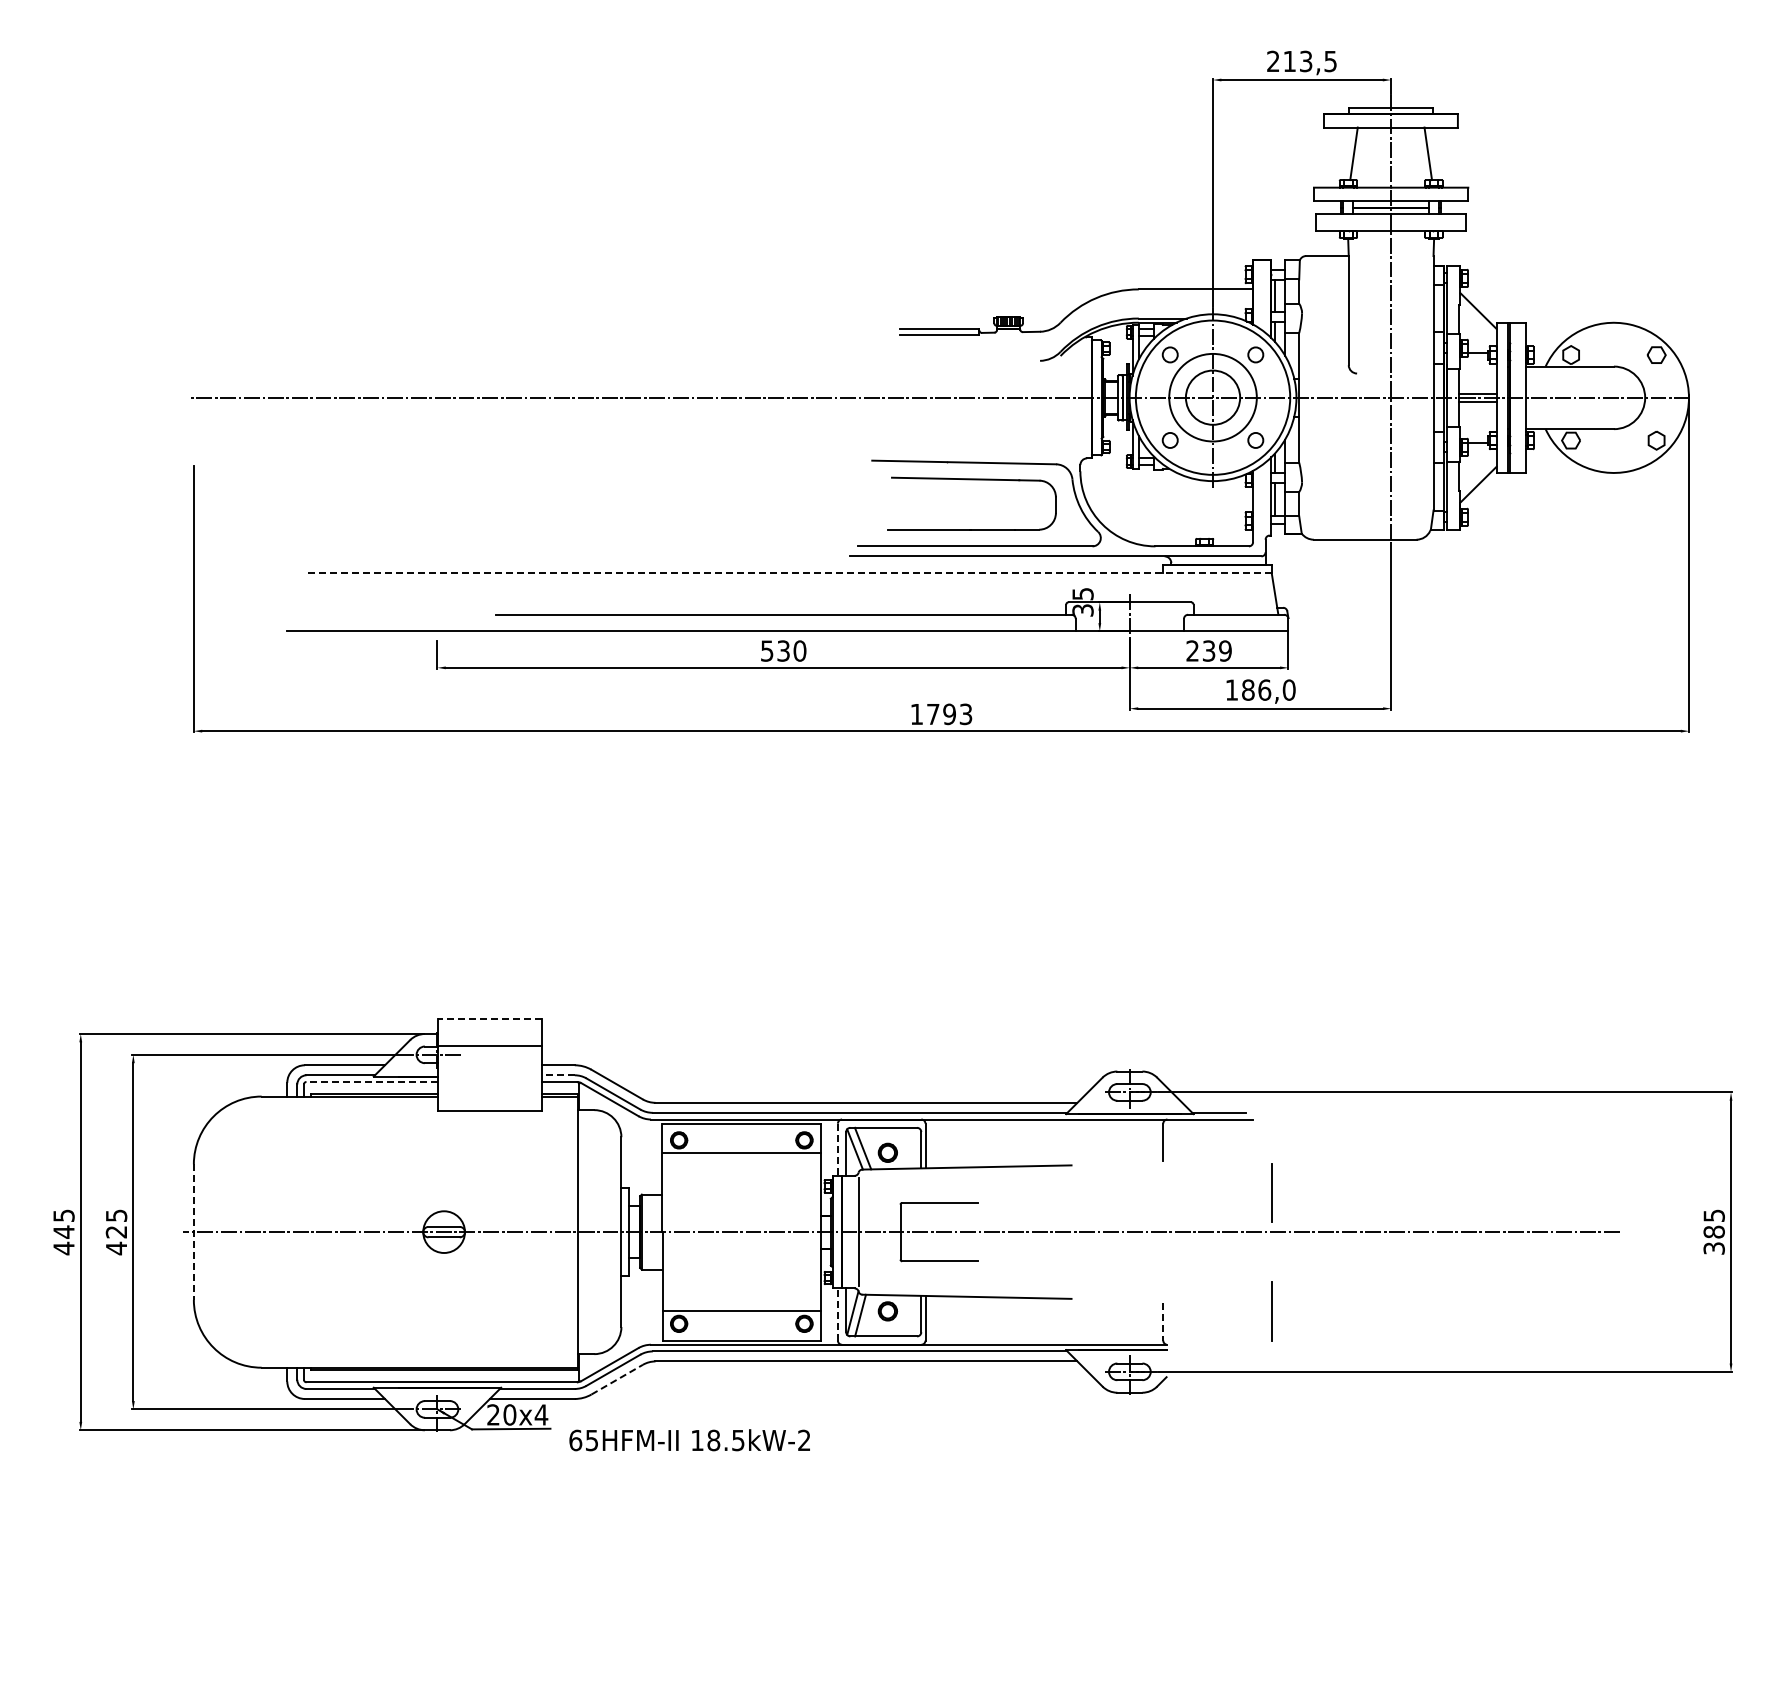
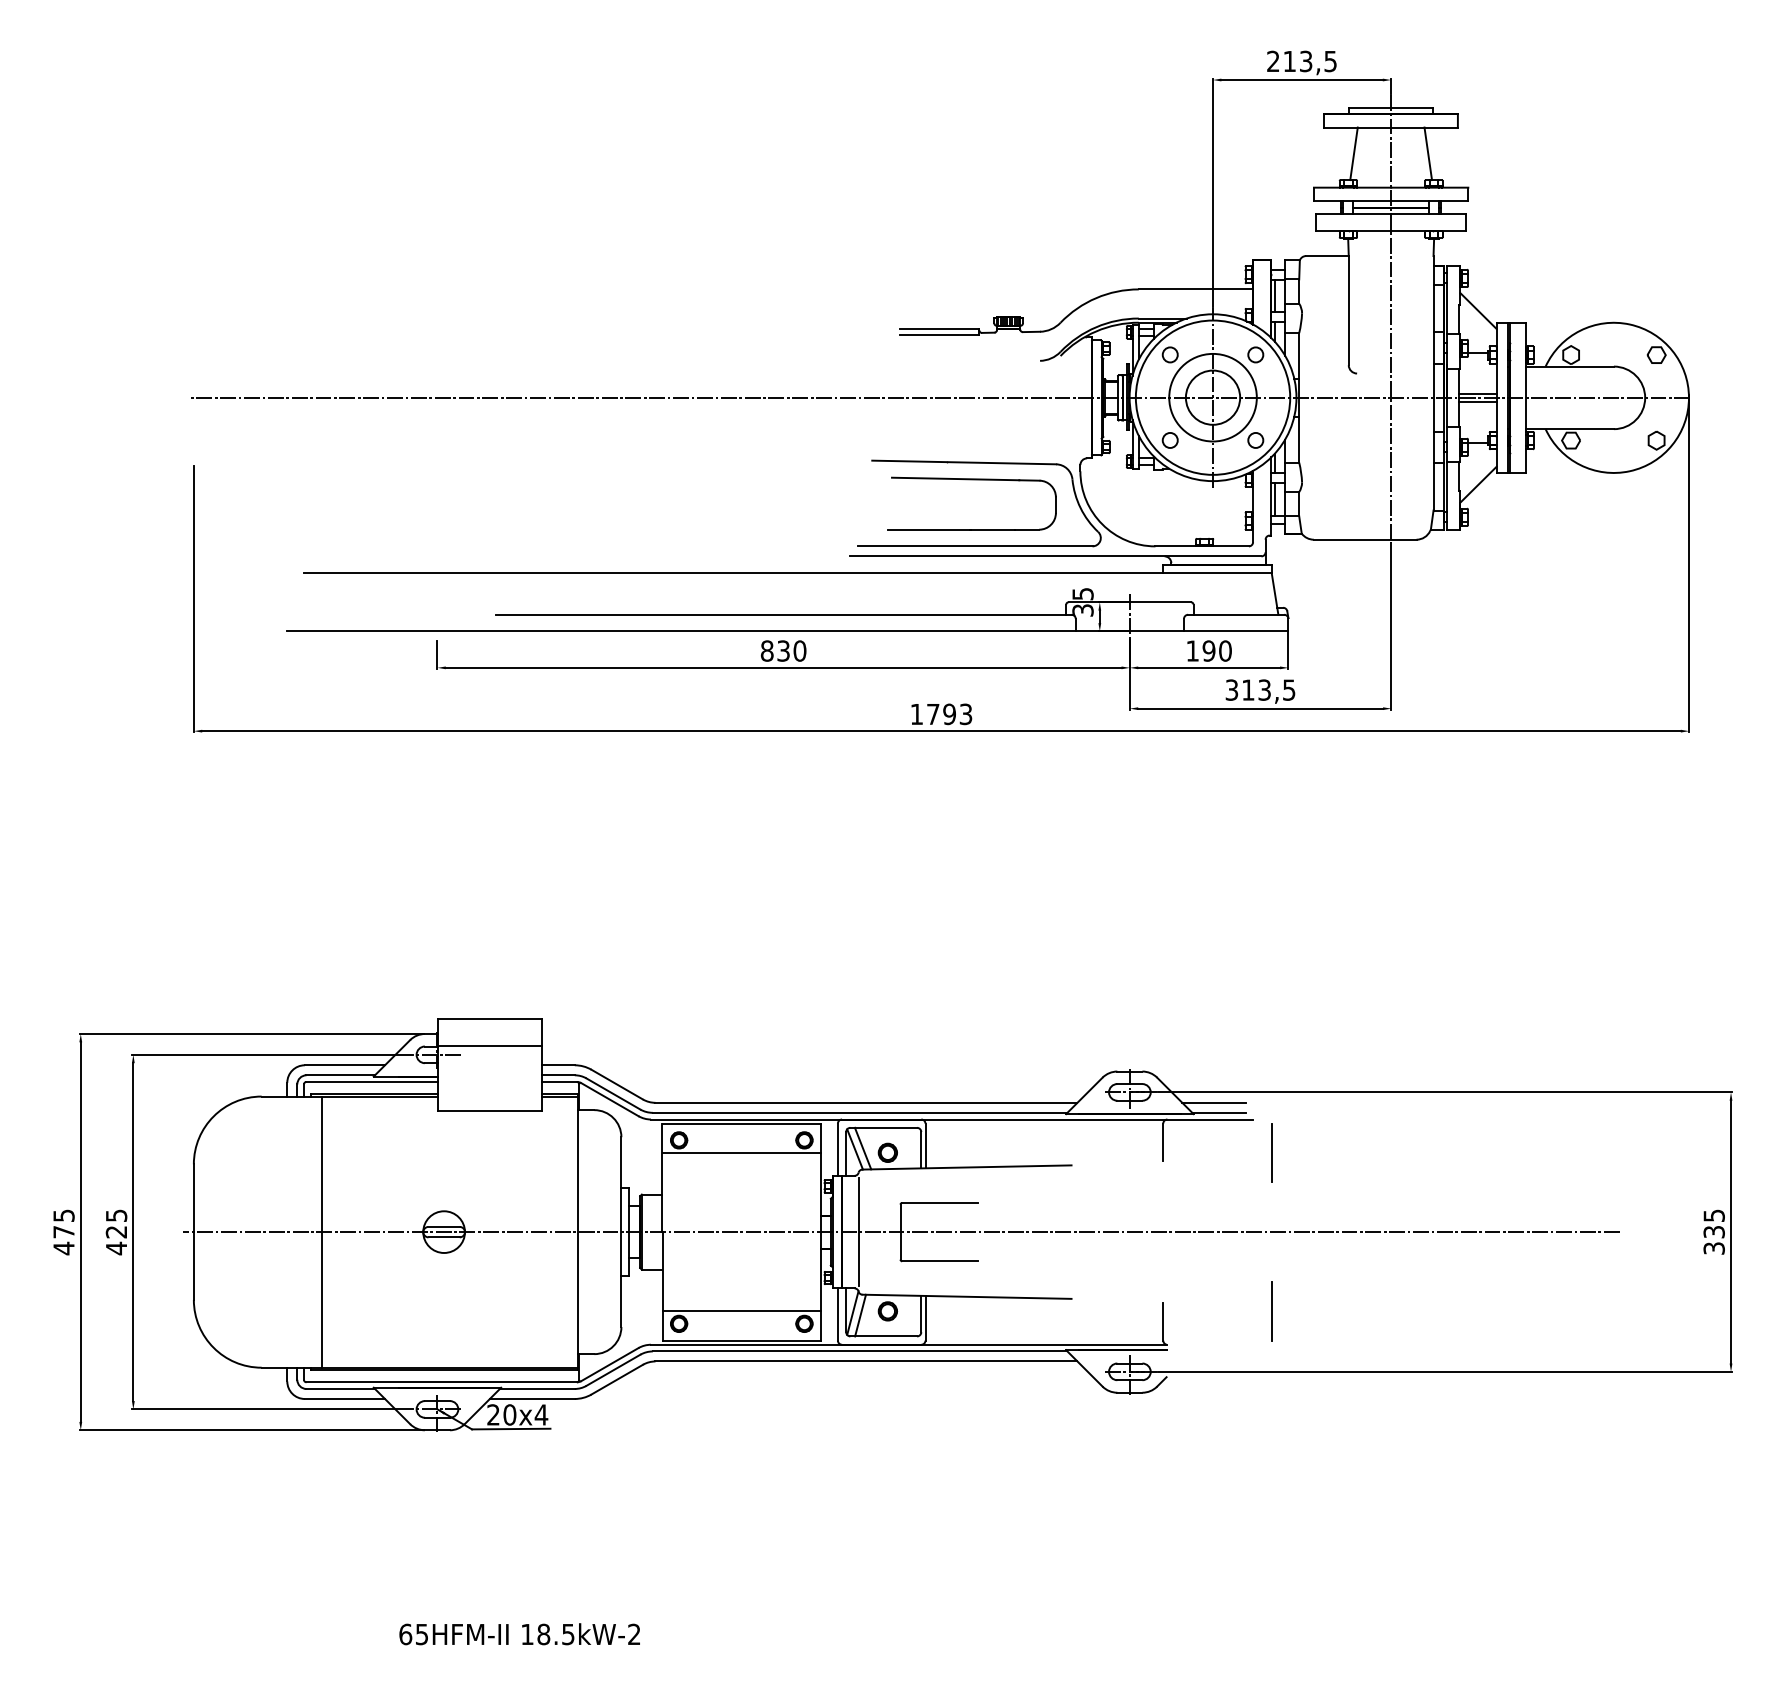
line: dashed -> solid (787, 573)
text: 530 -> 830 (766, 650)
text: 239 -> 190 (1208, 650)
text: 186,0 -> 313,5 (1260, 689)
line: dashed -> solid (490, 1019)
line: dashed -> solid (557, 1075)
line: dashed -> solid (372, 1081)
line: none -> present (1213, 1102)
line: dashed -> solid (837, 1150)
line position: (1271, 1192) -> (1271, 1152) (1271, 1152)
text: 445 -> 475 (63, 1231)
line: none -> present (321, 1231)
text: 385 -> 335 (1713, 1231)
line: dashed -> solid (193, 1232)
line: dashed -> solid (837, 1314)
line: dashed -> solid (1163, 1321)
line: dashed -> solid (617, 1379)
text position: (689, 1440) -> (519, 1634) (519, 1634)
